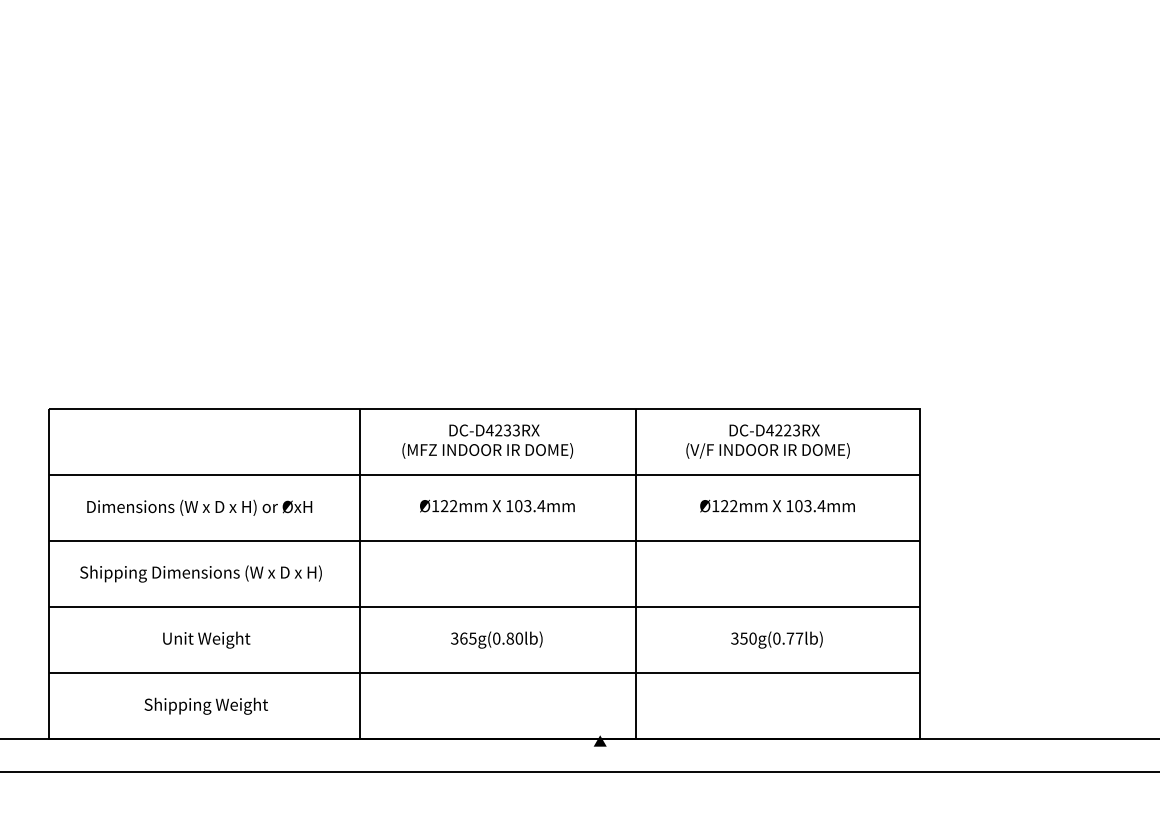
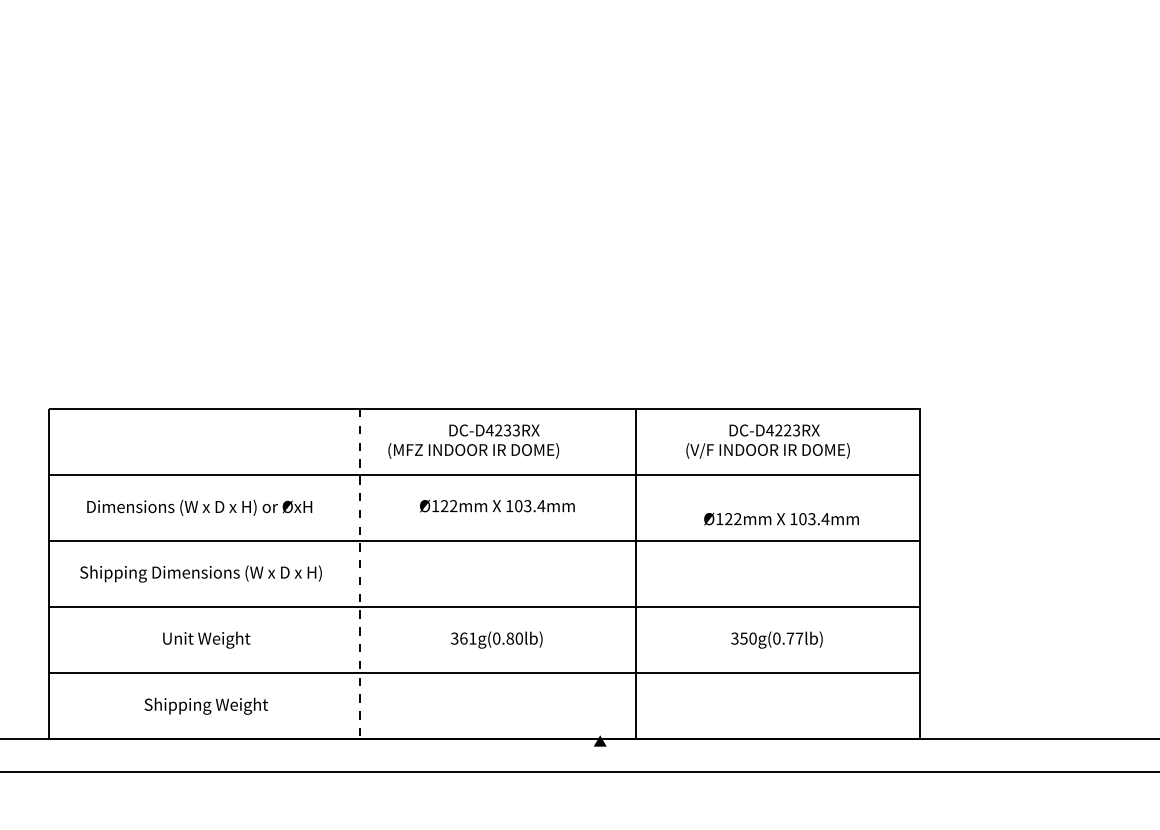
text position: (487, 450) -> (473, 450) (473, 450)
text position: (777, 505) -> (781, 518) (781, 518)
line: solid -> dashed (360, 574)
text: 365g(0.80lb) -> 361g(0.80lb) (472, 638)
